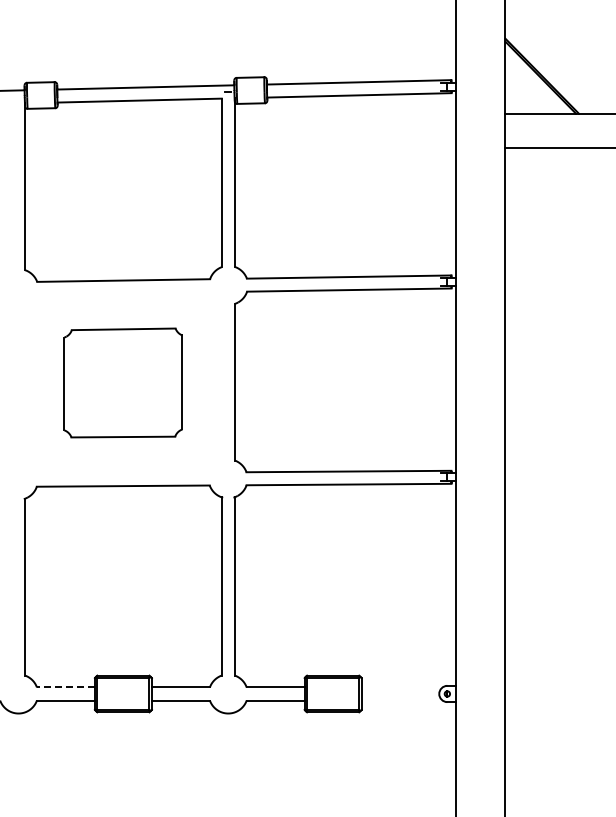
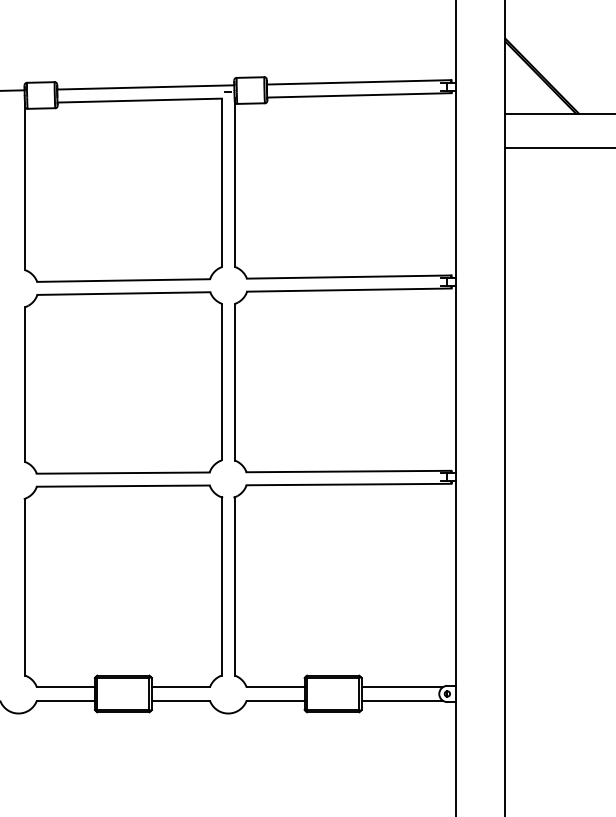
part size: 120x112 px -> 199x184 px (123, 382)
line: dashed -> solid (65, 687)
line: none -> present (401, 687)
line: none -> present (401, 700)
